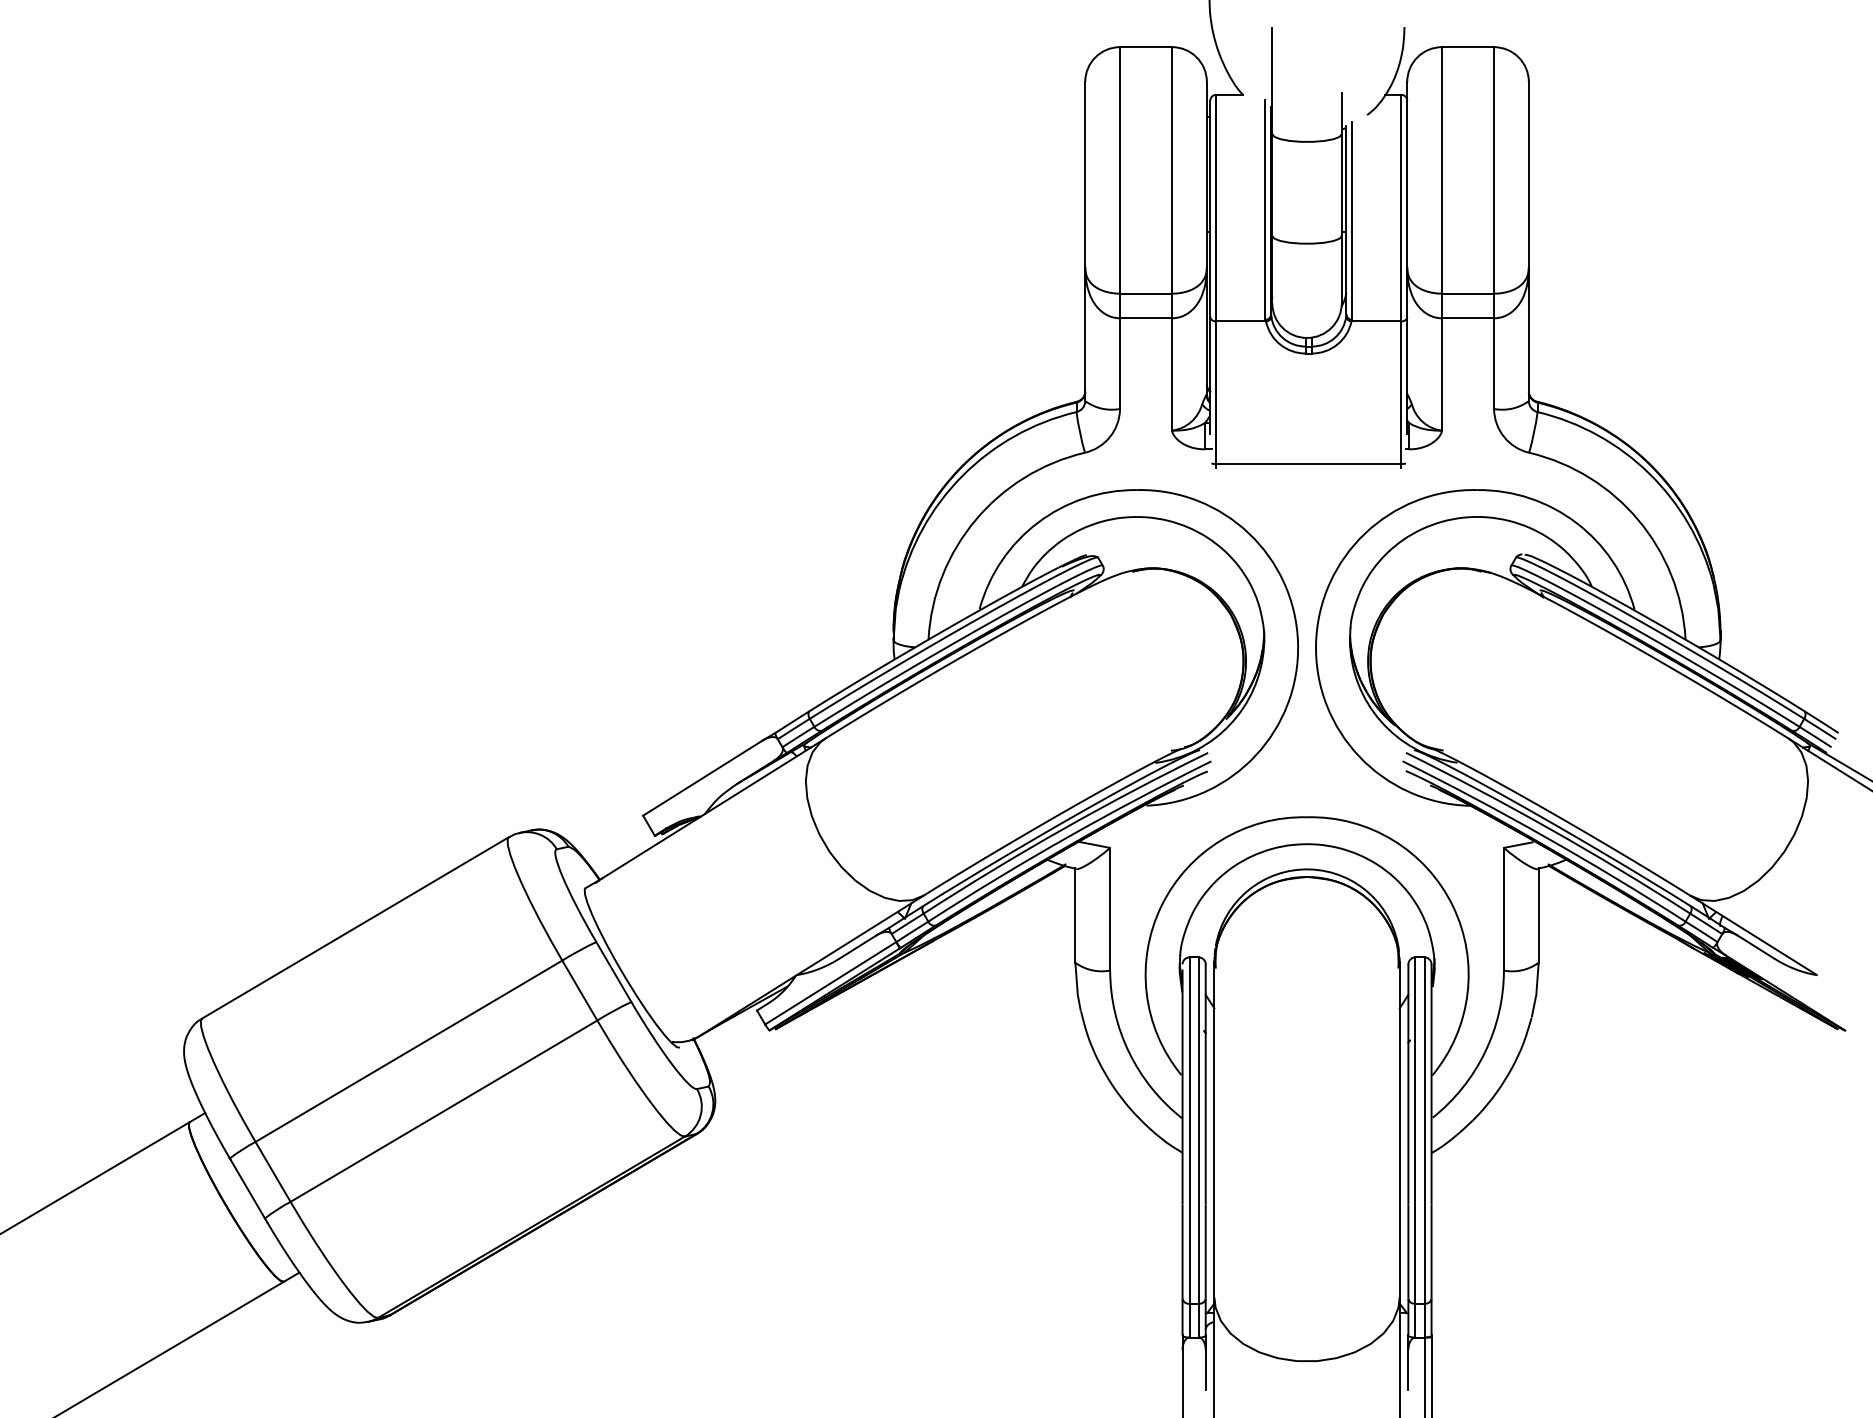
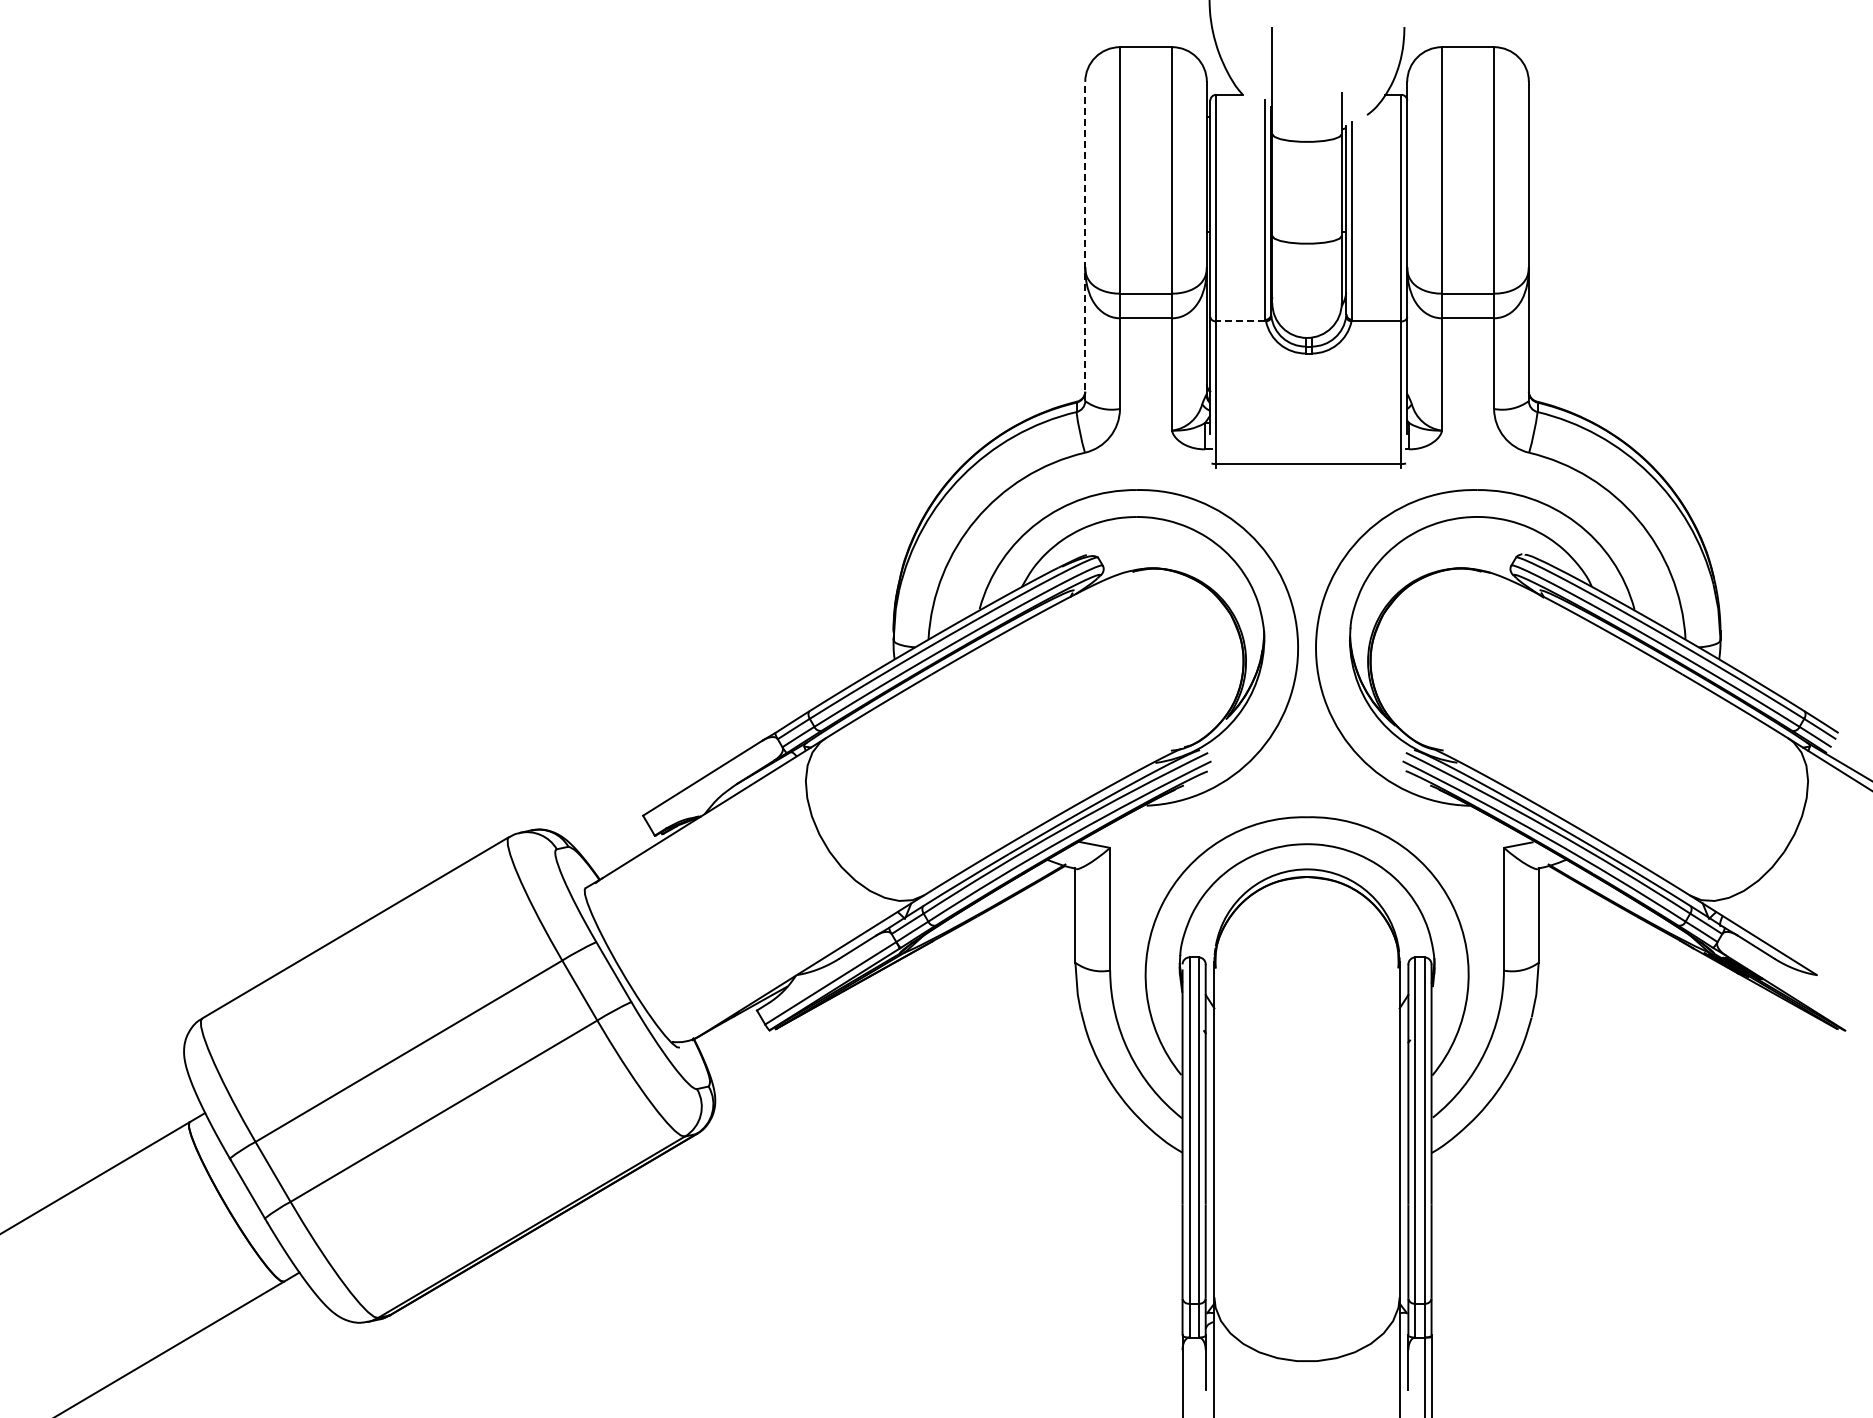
line: solid -> dashed (1085, 241)
line: solid -> dashed (1240, 321)
